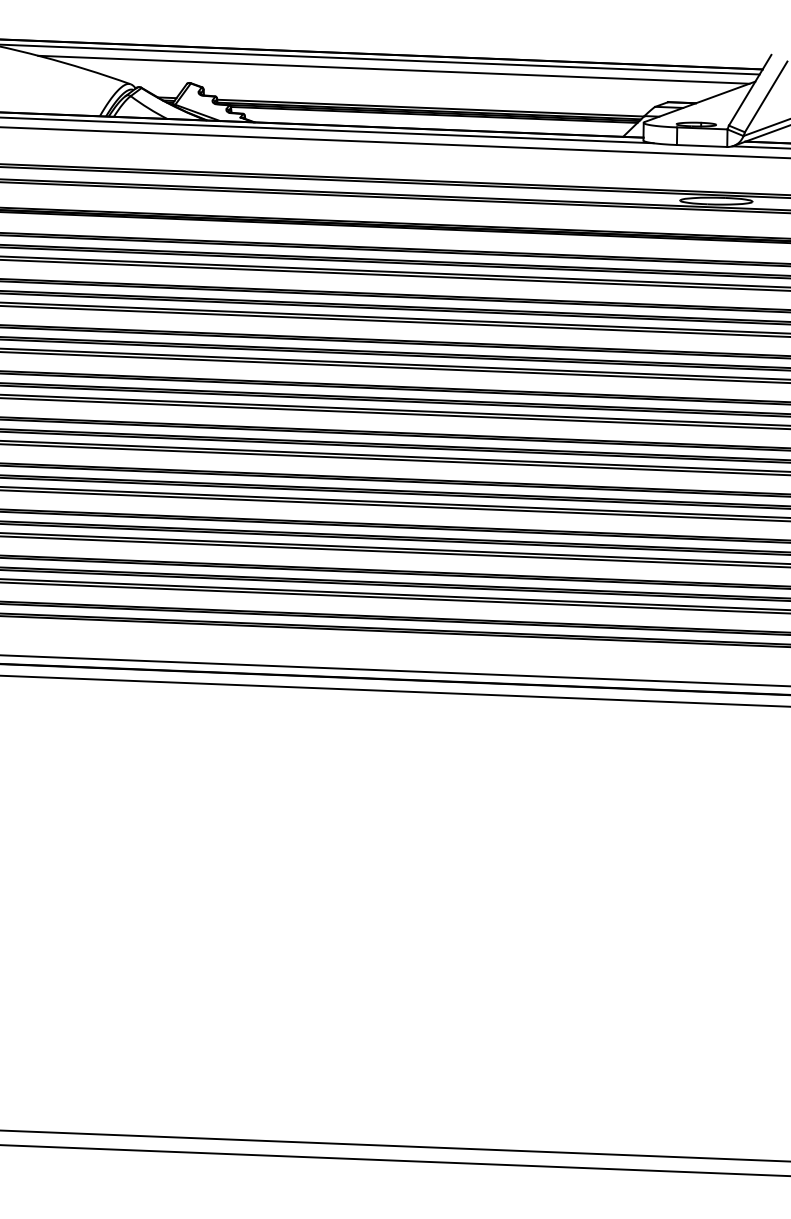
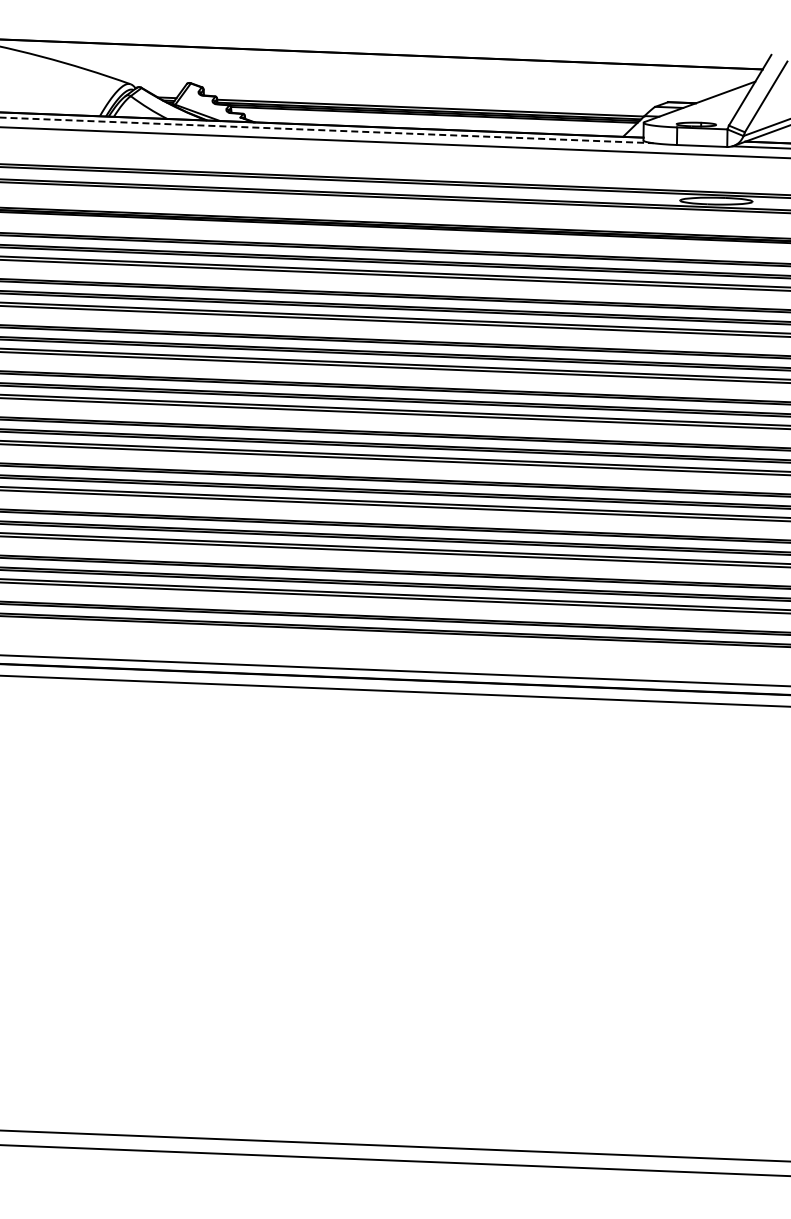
line: present -> none (380, 59)
line: present -> none (393, 69)
line: solid -> dashed (326, 130)
